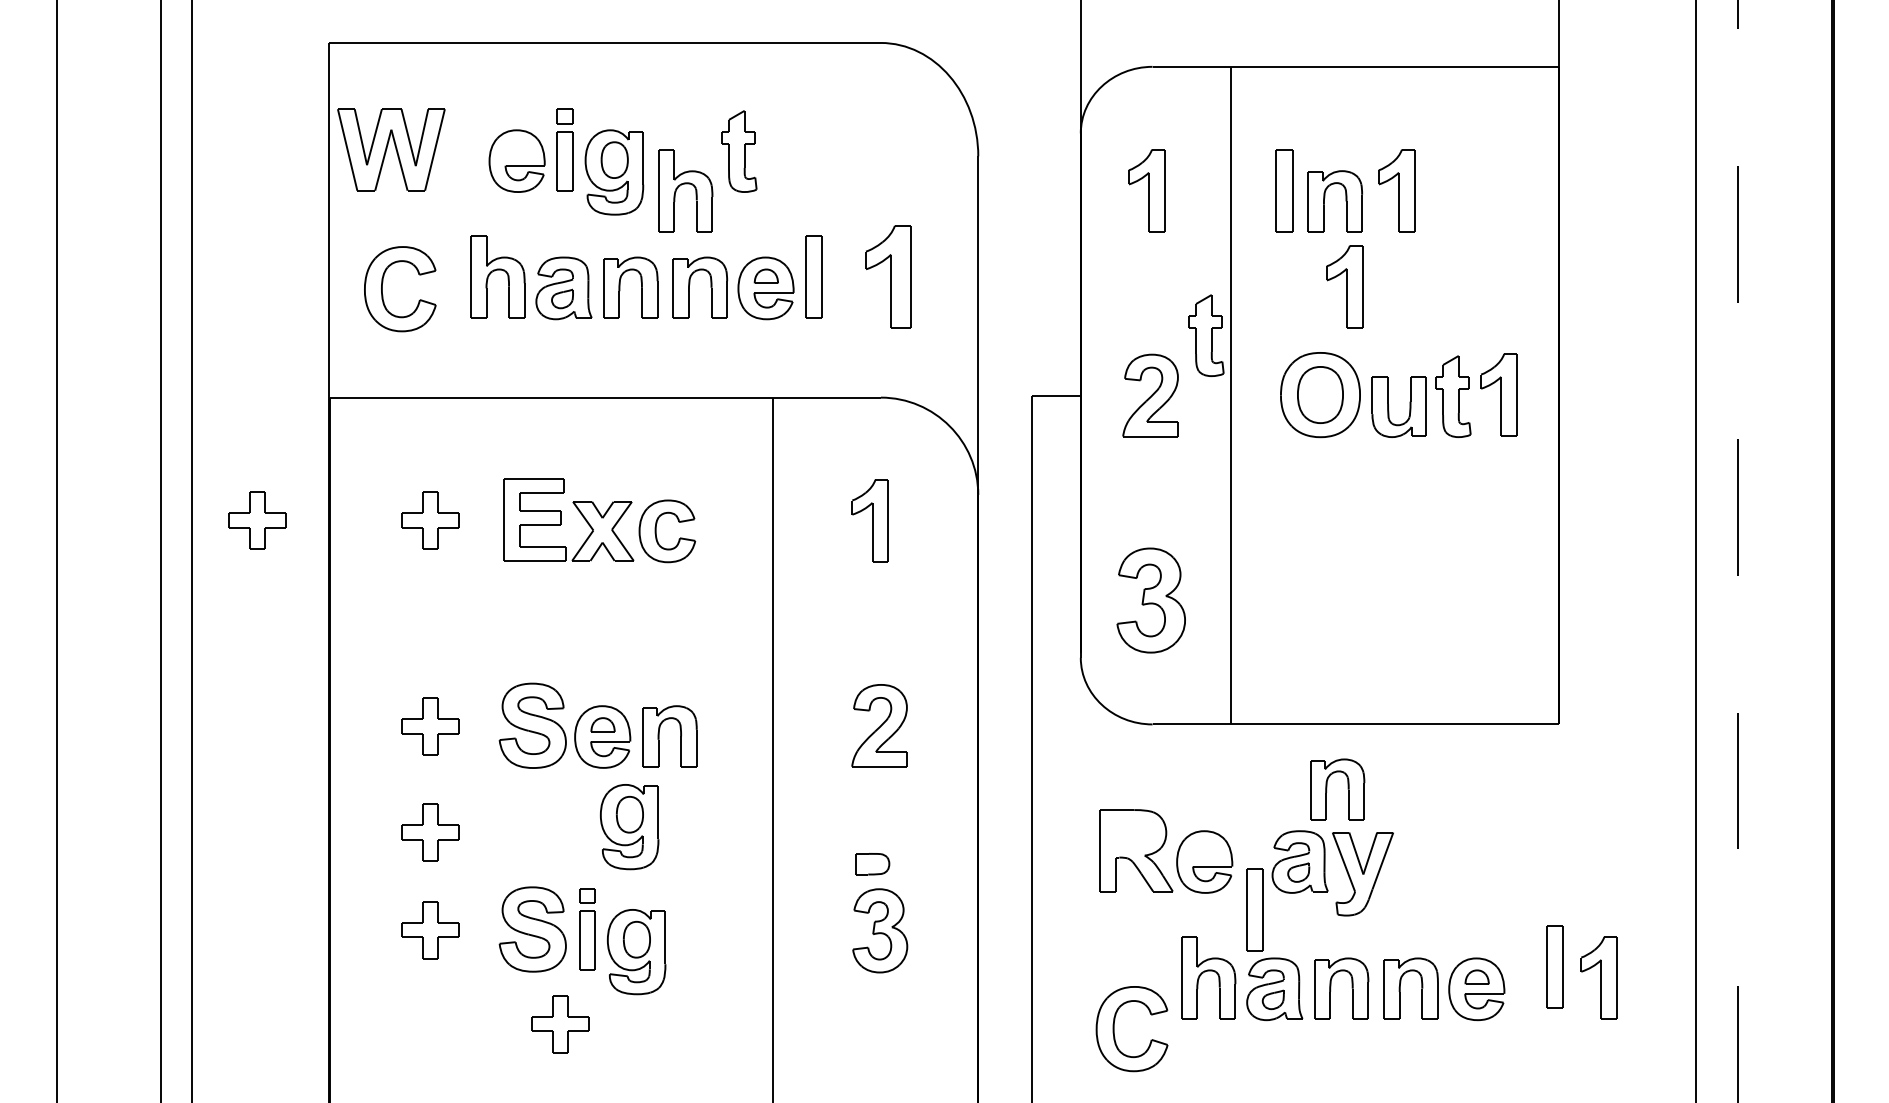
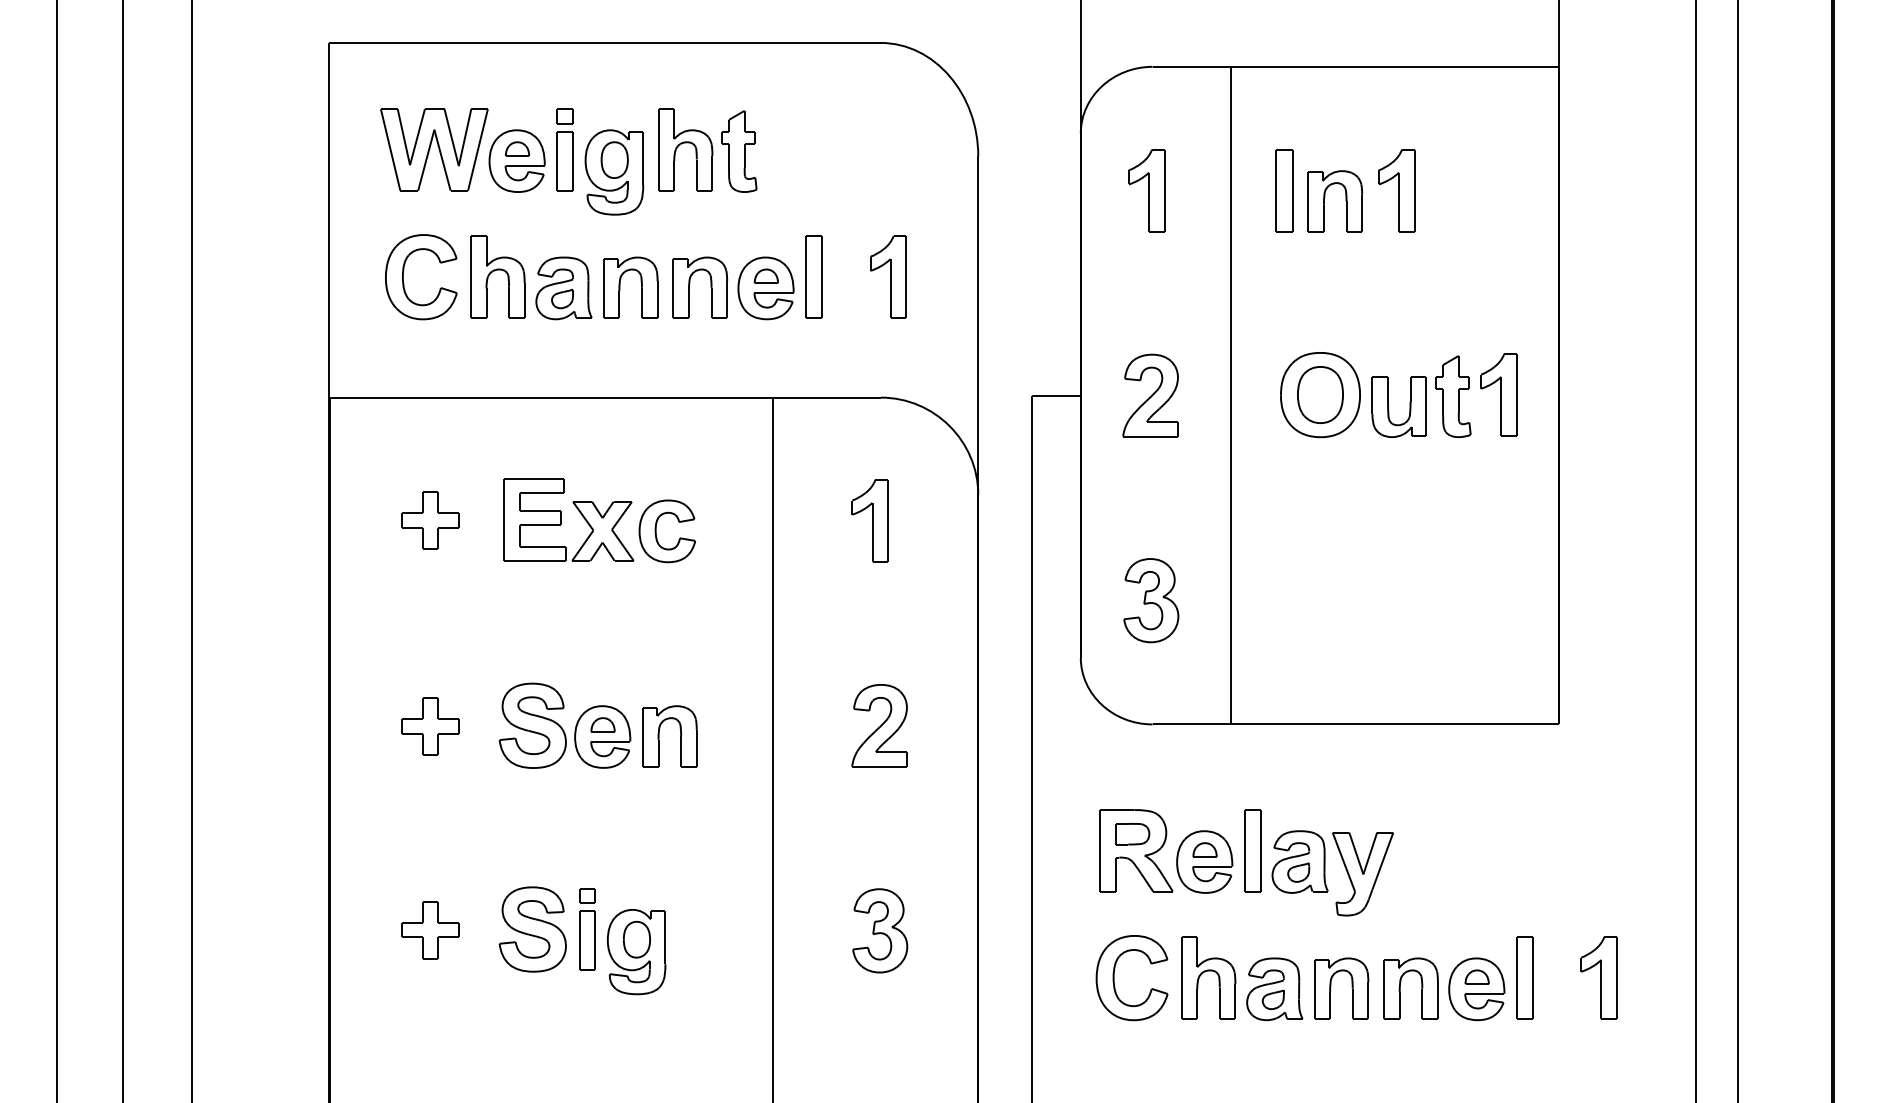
part: none -> present (517, 148)
part position: (391, 149) -> (434, 149) (434, 149)
part position: (685, 190) -> (685, 149) (685, 149)
part size: 47x104 px -> 37x84 px (888, 276)
part: present -> none (1344, 286)
part position: (382, 289) -> (403, 277) (403, 277)
part: present -> none (1206, 335)
part: present -> none (257, 520)
line position: (161, 550) -> (123, 550) (123, 550)
line: dashed -> solid (1738, 551)
part size: 70x107 px -> 57x86 px (1151, 600)
part: present -> none (1327, 789)
part: present -> none (629, 827)
part: present -> none (430, 832)
part: none -> present (1204, 849)
part position: (872, 864) -> (1132, 834) (1132, 834)
part position: (1254, 909) -> (1252, 850) (1252, 850)
part position: (1554, 966) -> (1524, 977) (1524, 977)
part: present -> none (560, 1024)
part position: (1114, 1029) -> (1114, 978) (1114, 978)
